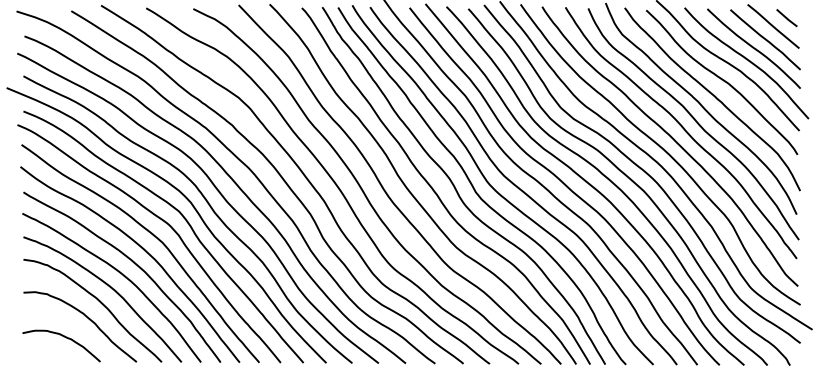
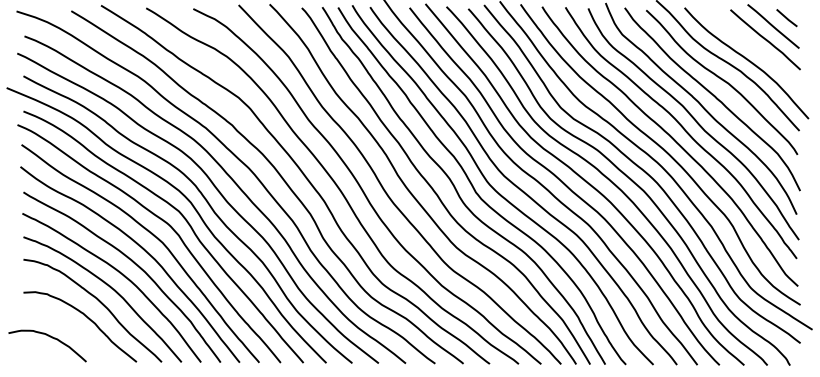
curve: present -> none (753, 48)
curve position: (64, 337) -> (50, 337) (50, 337)
